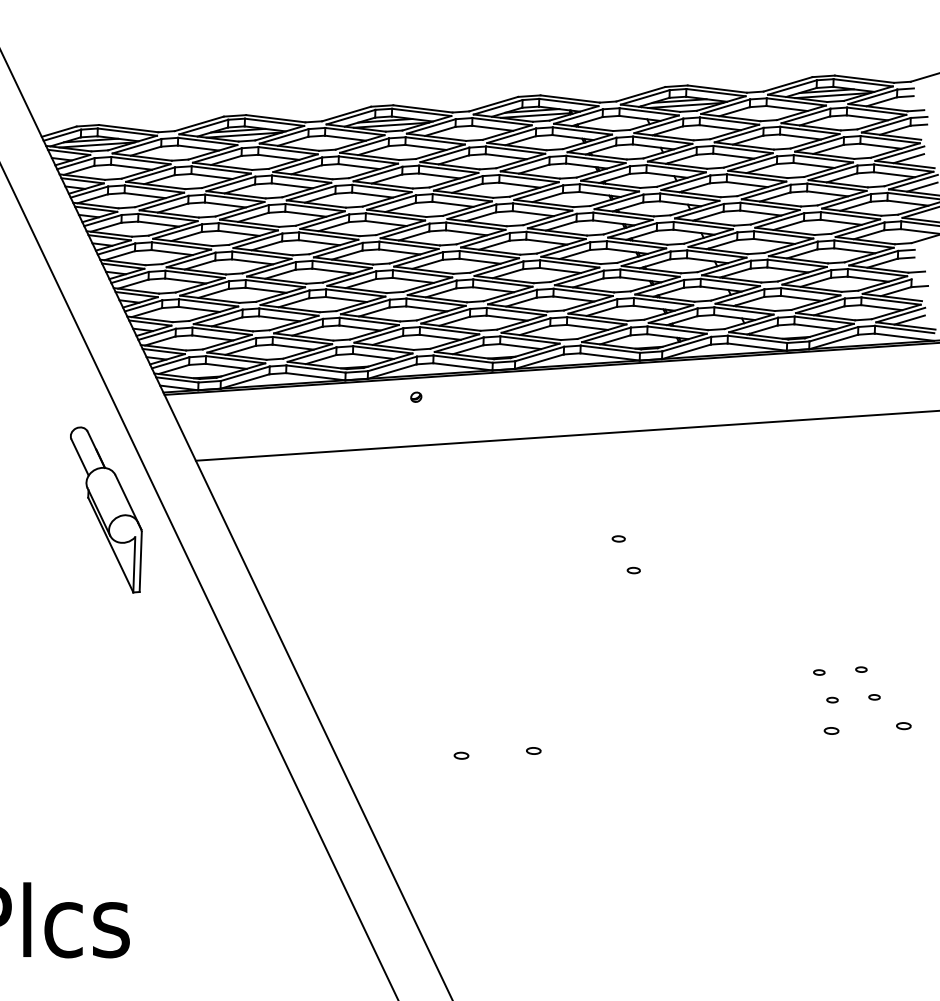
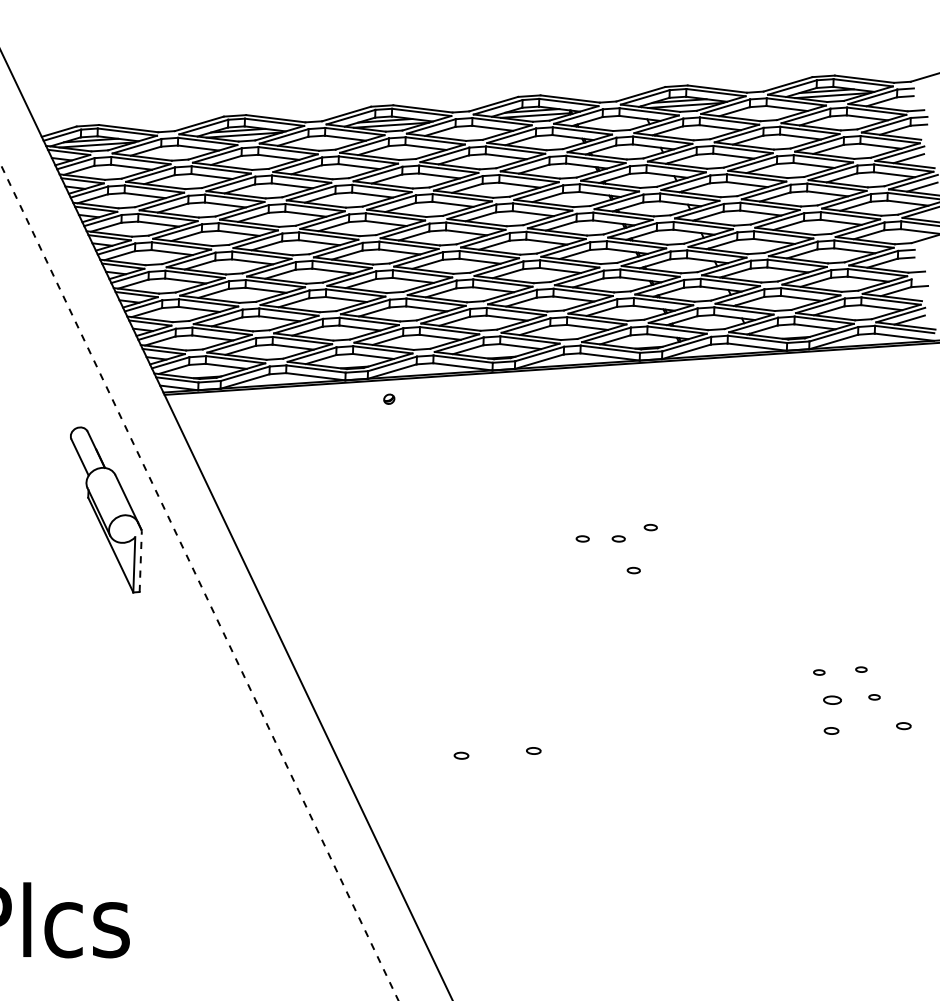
part position: (416, 396) -> (389, 398) (389, 398)
line: present -> none (565, 435)
part: none -> present (650, 527)
part: none -> present (582, 538)
line: solid -> dashed (140, 561)
line: solid -> dashed (199, 581)
part size: 13x8 px -> 19x10 px (832, 699)
